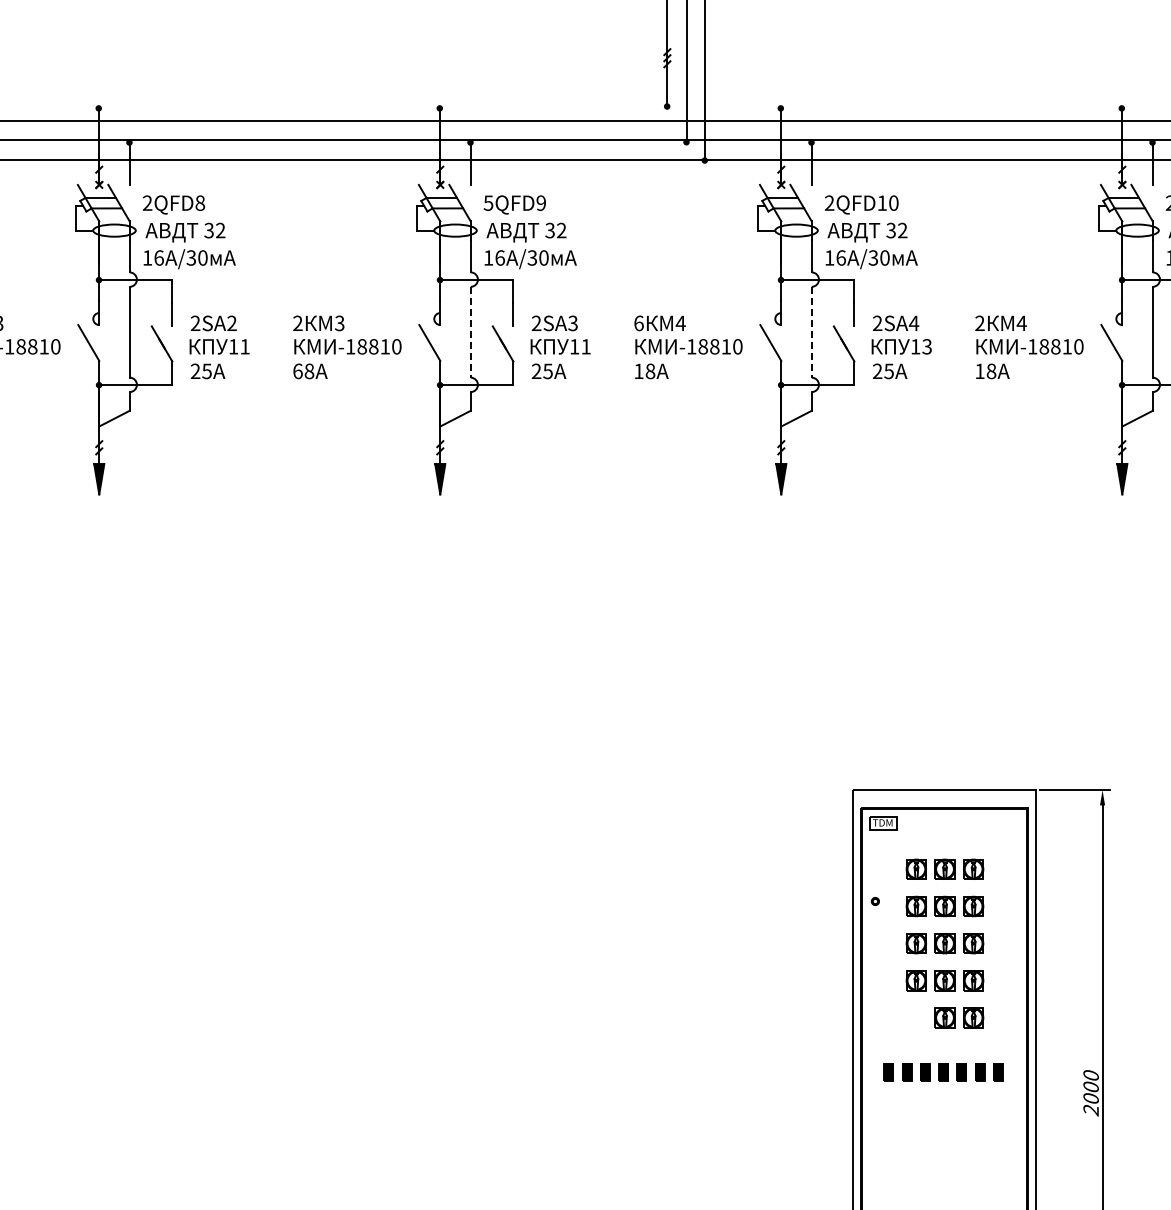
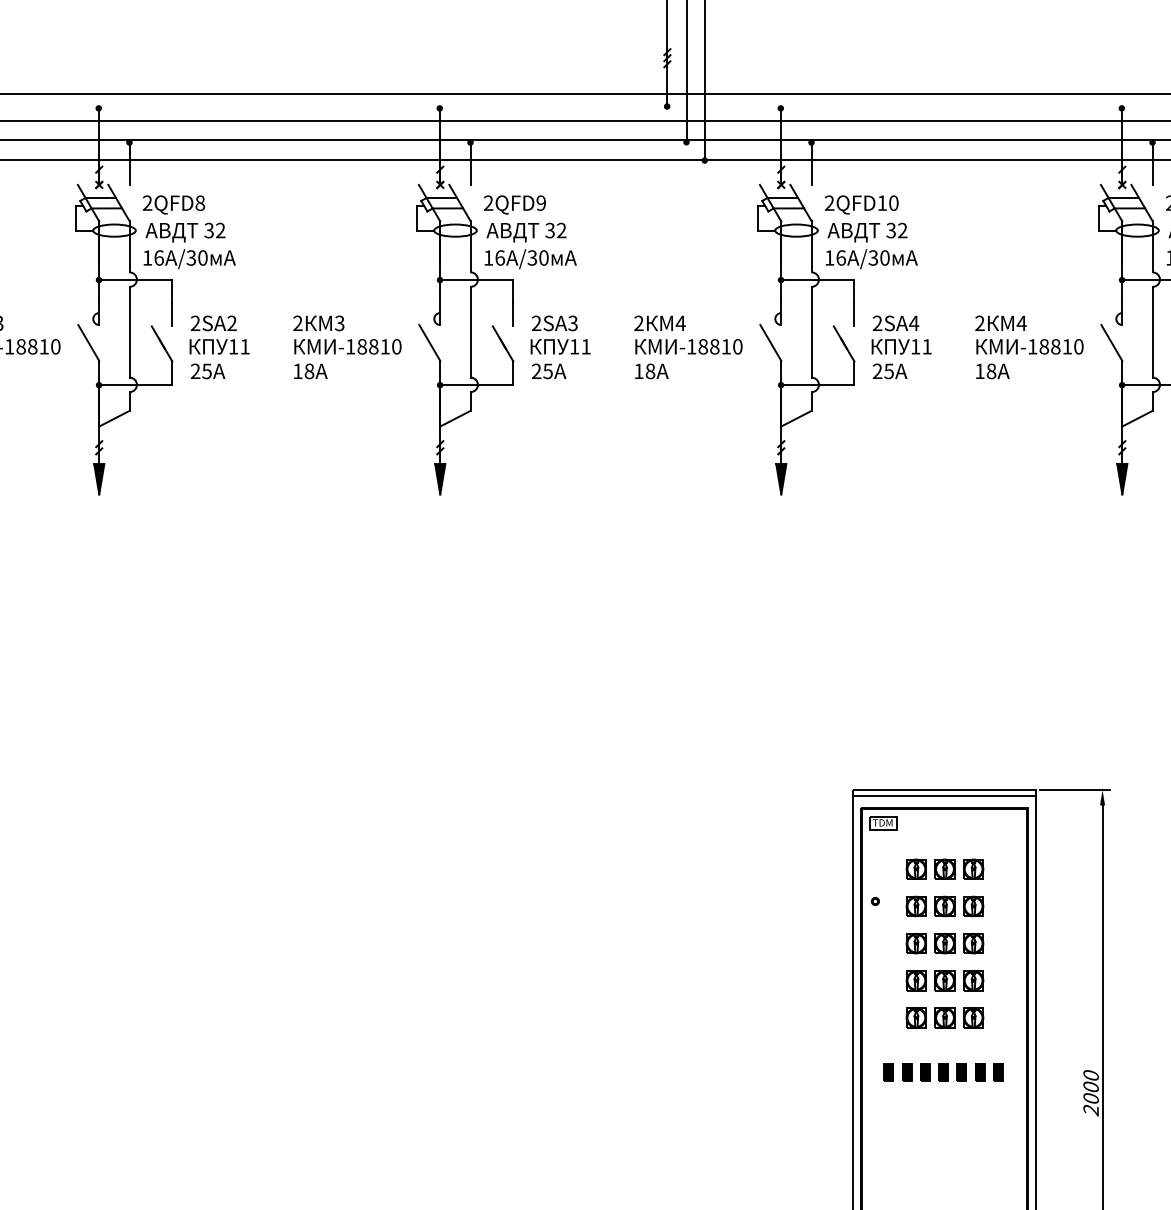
line: none -> present (584, 94)
text: 5QFD9 -> 2QFD9 (488, 202)
text: 6 -> 2 (638, 323)
line: dashed -> solid (470, 332)
line: dashed -> solid (811, 332)
text: 13 -> 11 (926, 346)
text: 68 -> 18 (297, 371)
line: none -> present (944, 796)
part: none -> present (915, 1017)
